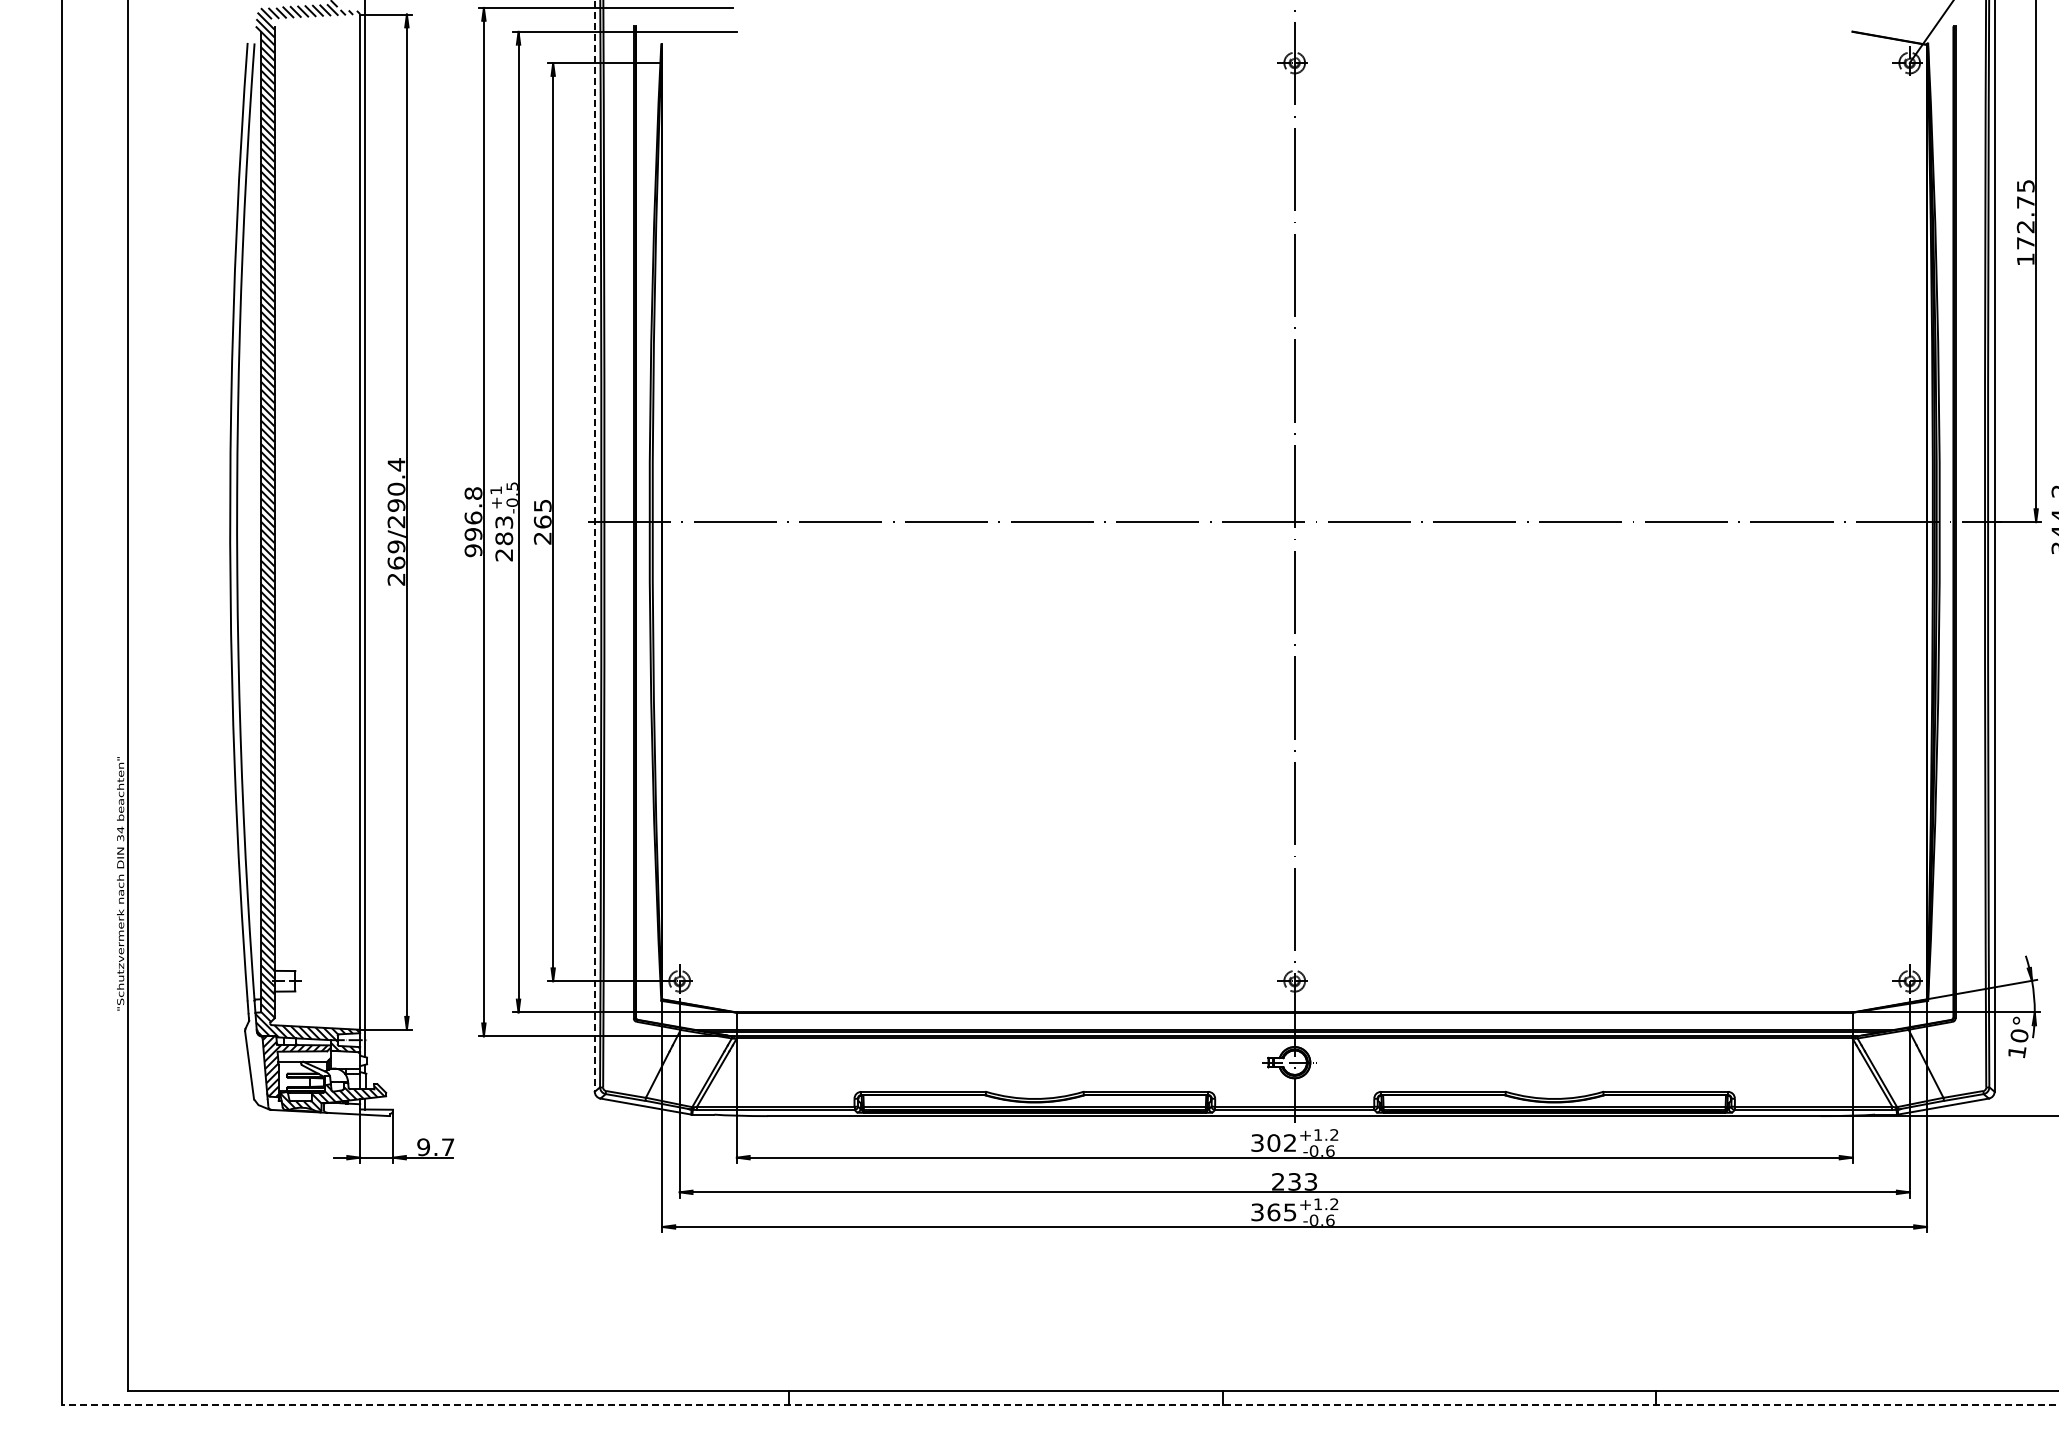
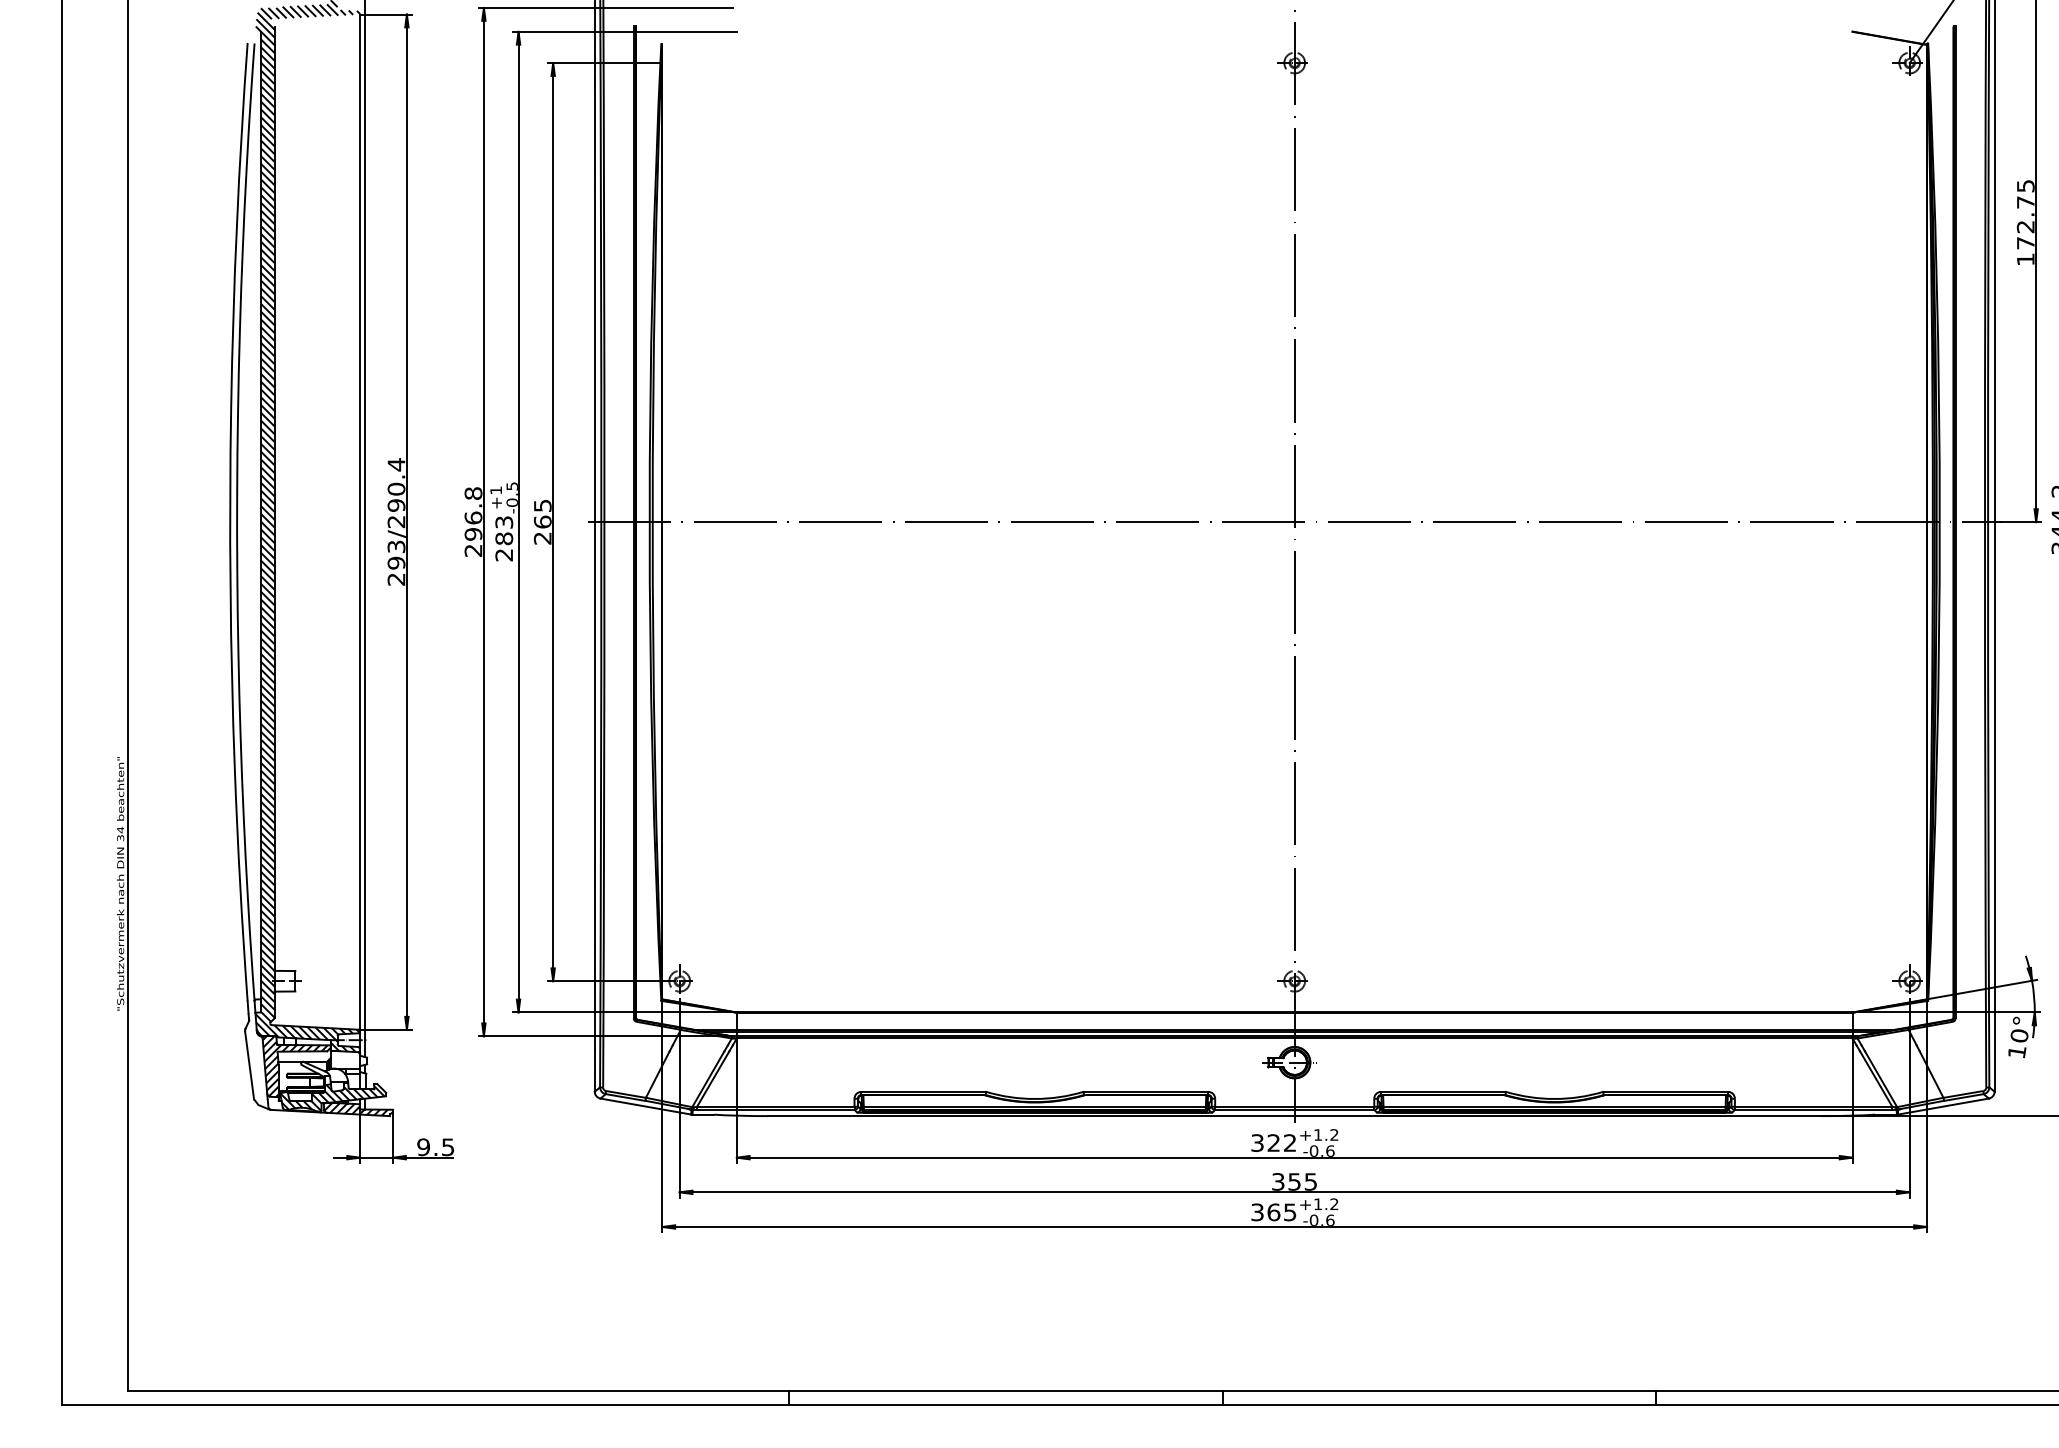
line: dashed -> solid (594, 546)
text: 996.8 -> 296.8 (473, 550)
text: 269/290.4 -> 293/290.4 (396, 554)
hatch: none -> present (356, 1109)
text: 302 -> 322 (1273, 1142)
text: 9.7 -> 9.5 (448, 1147)
text: 233 -> 355 (1294, 1181)
line: dashed -> solid (1059, 1404)
